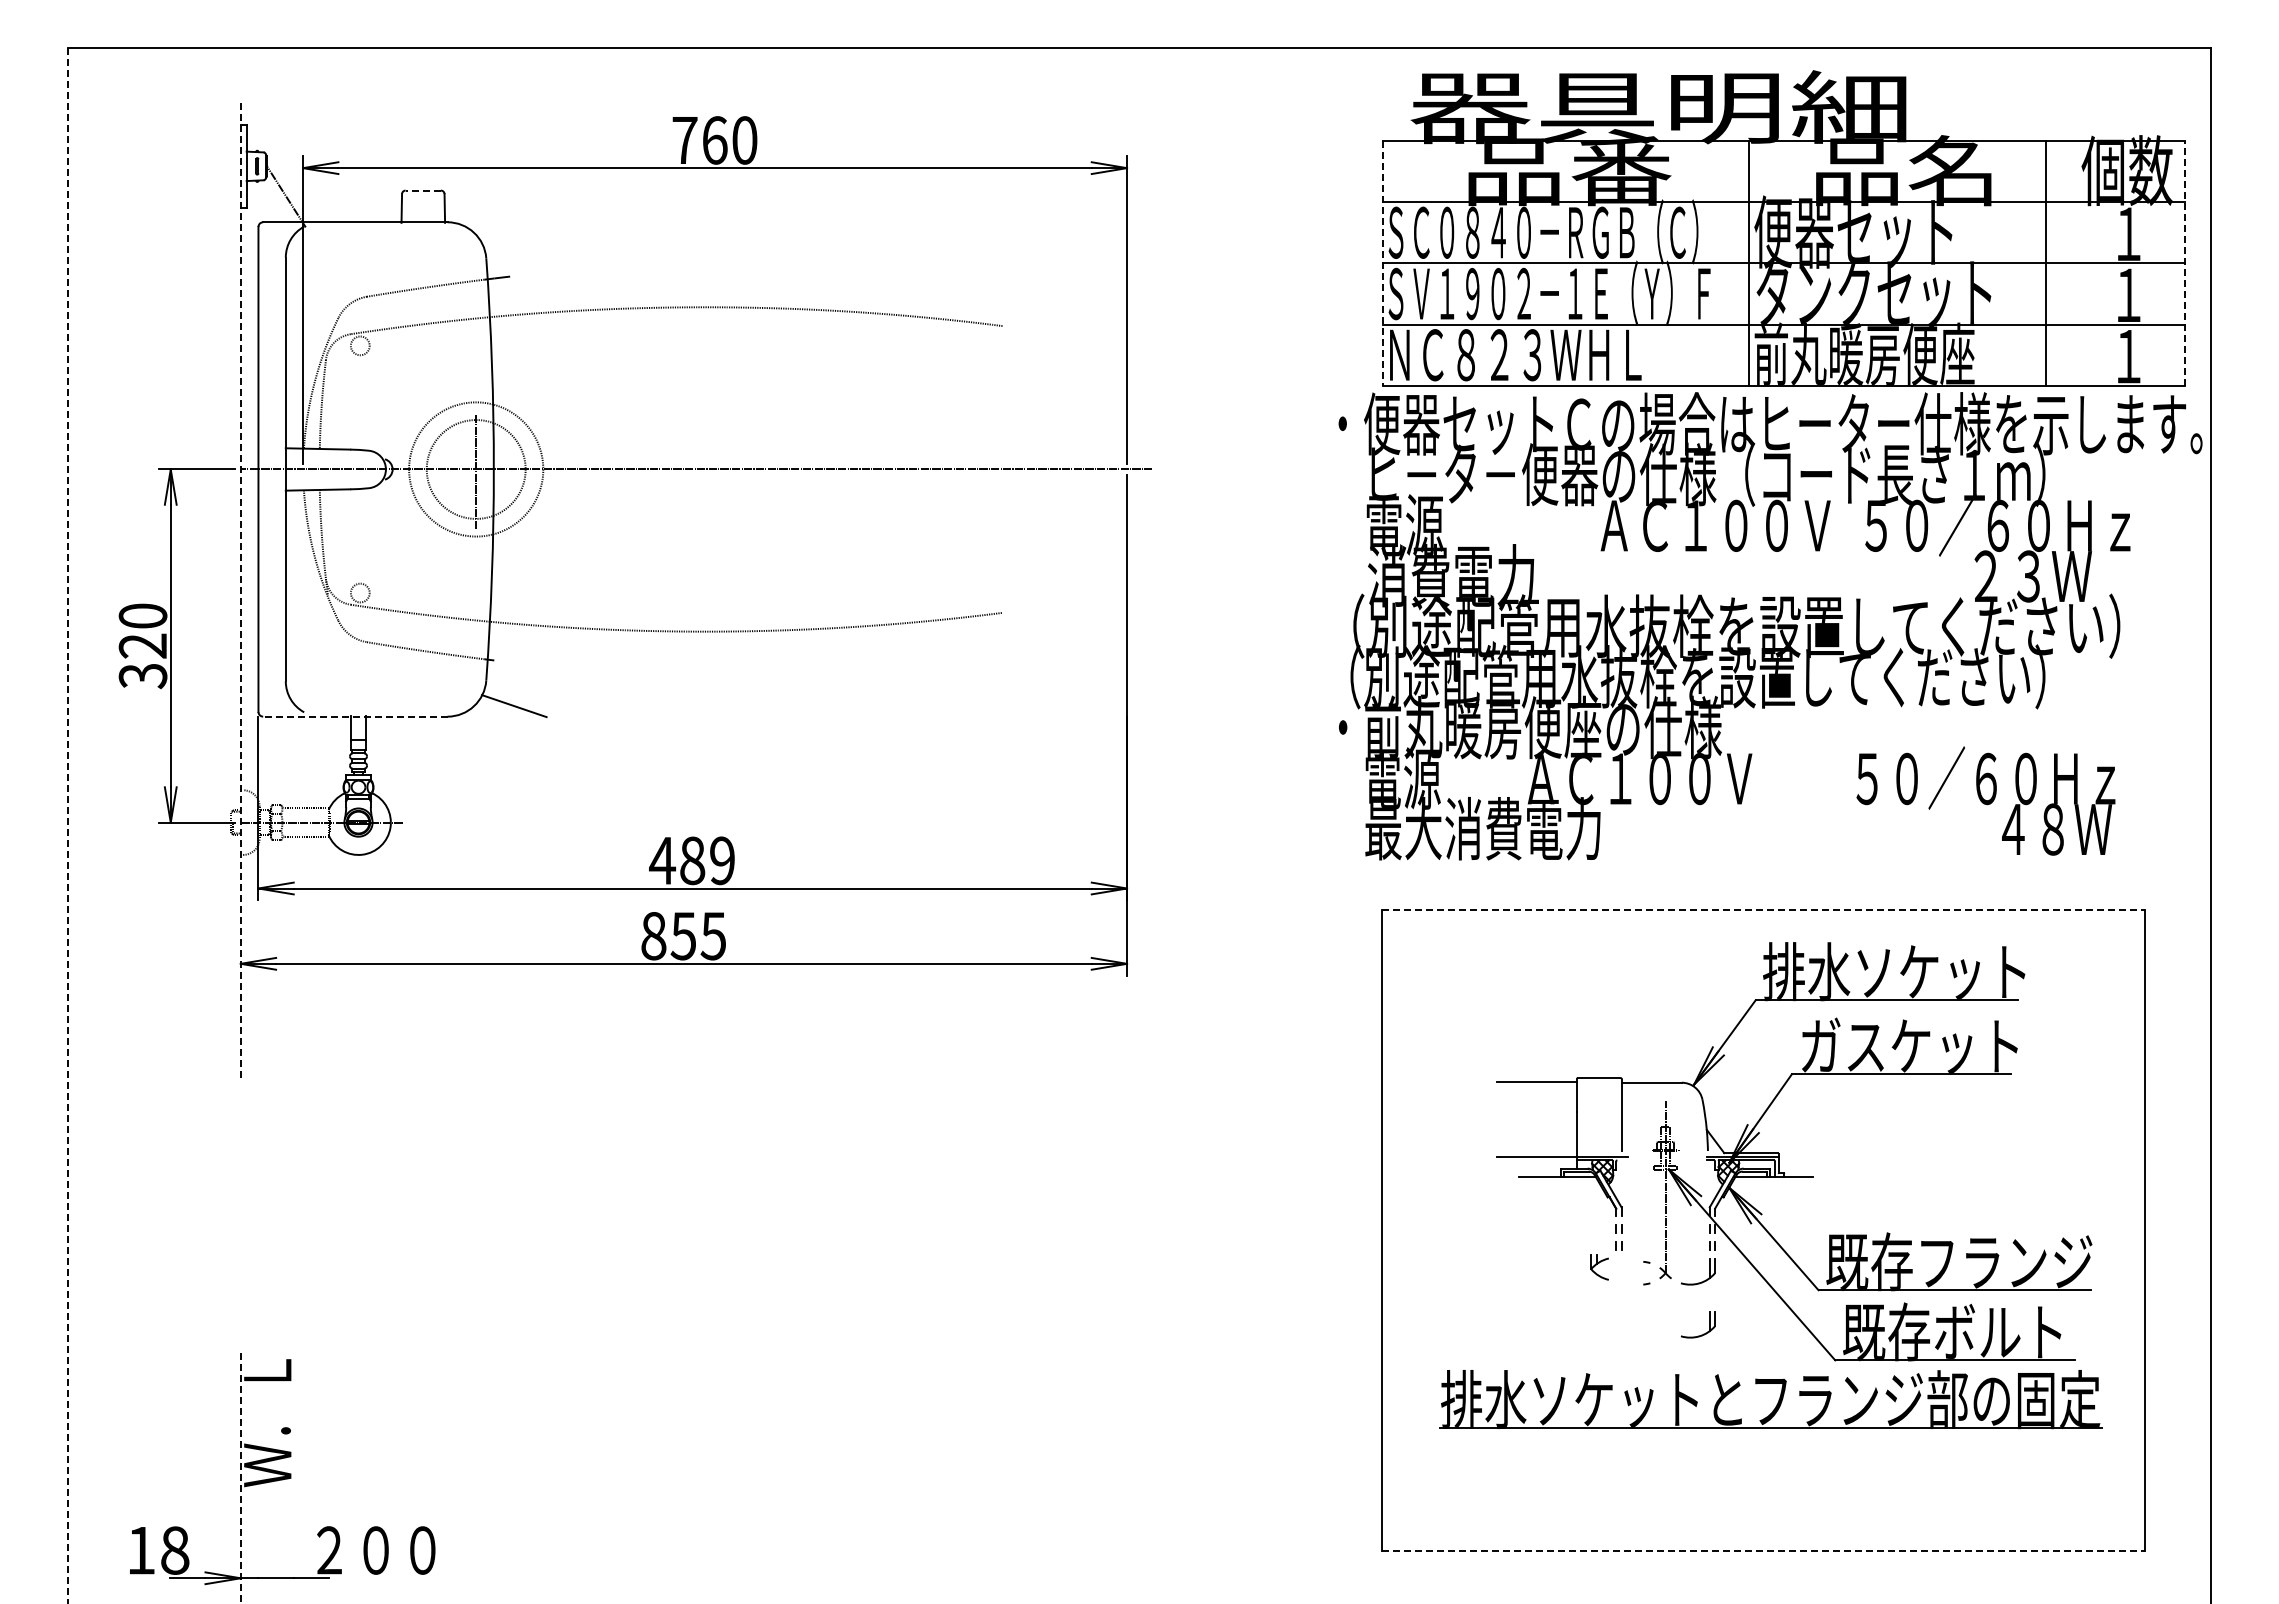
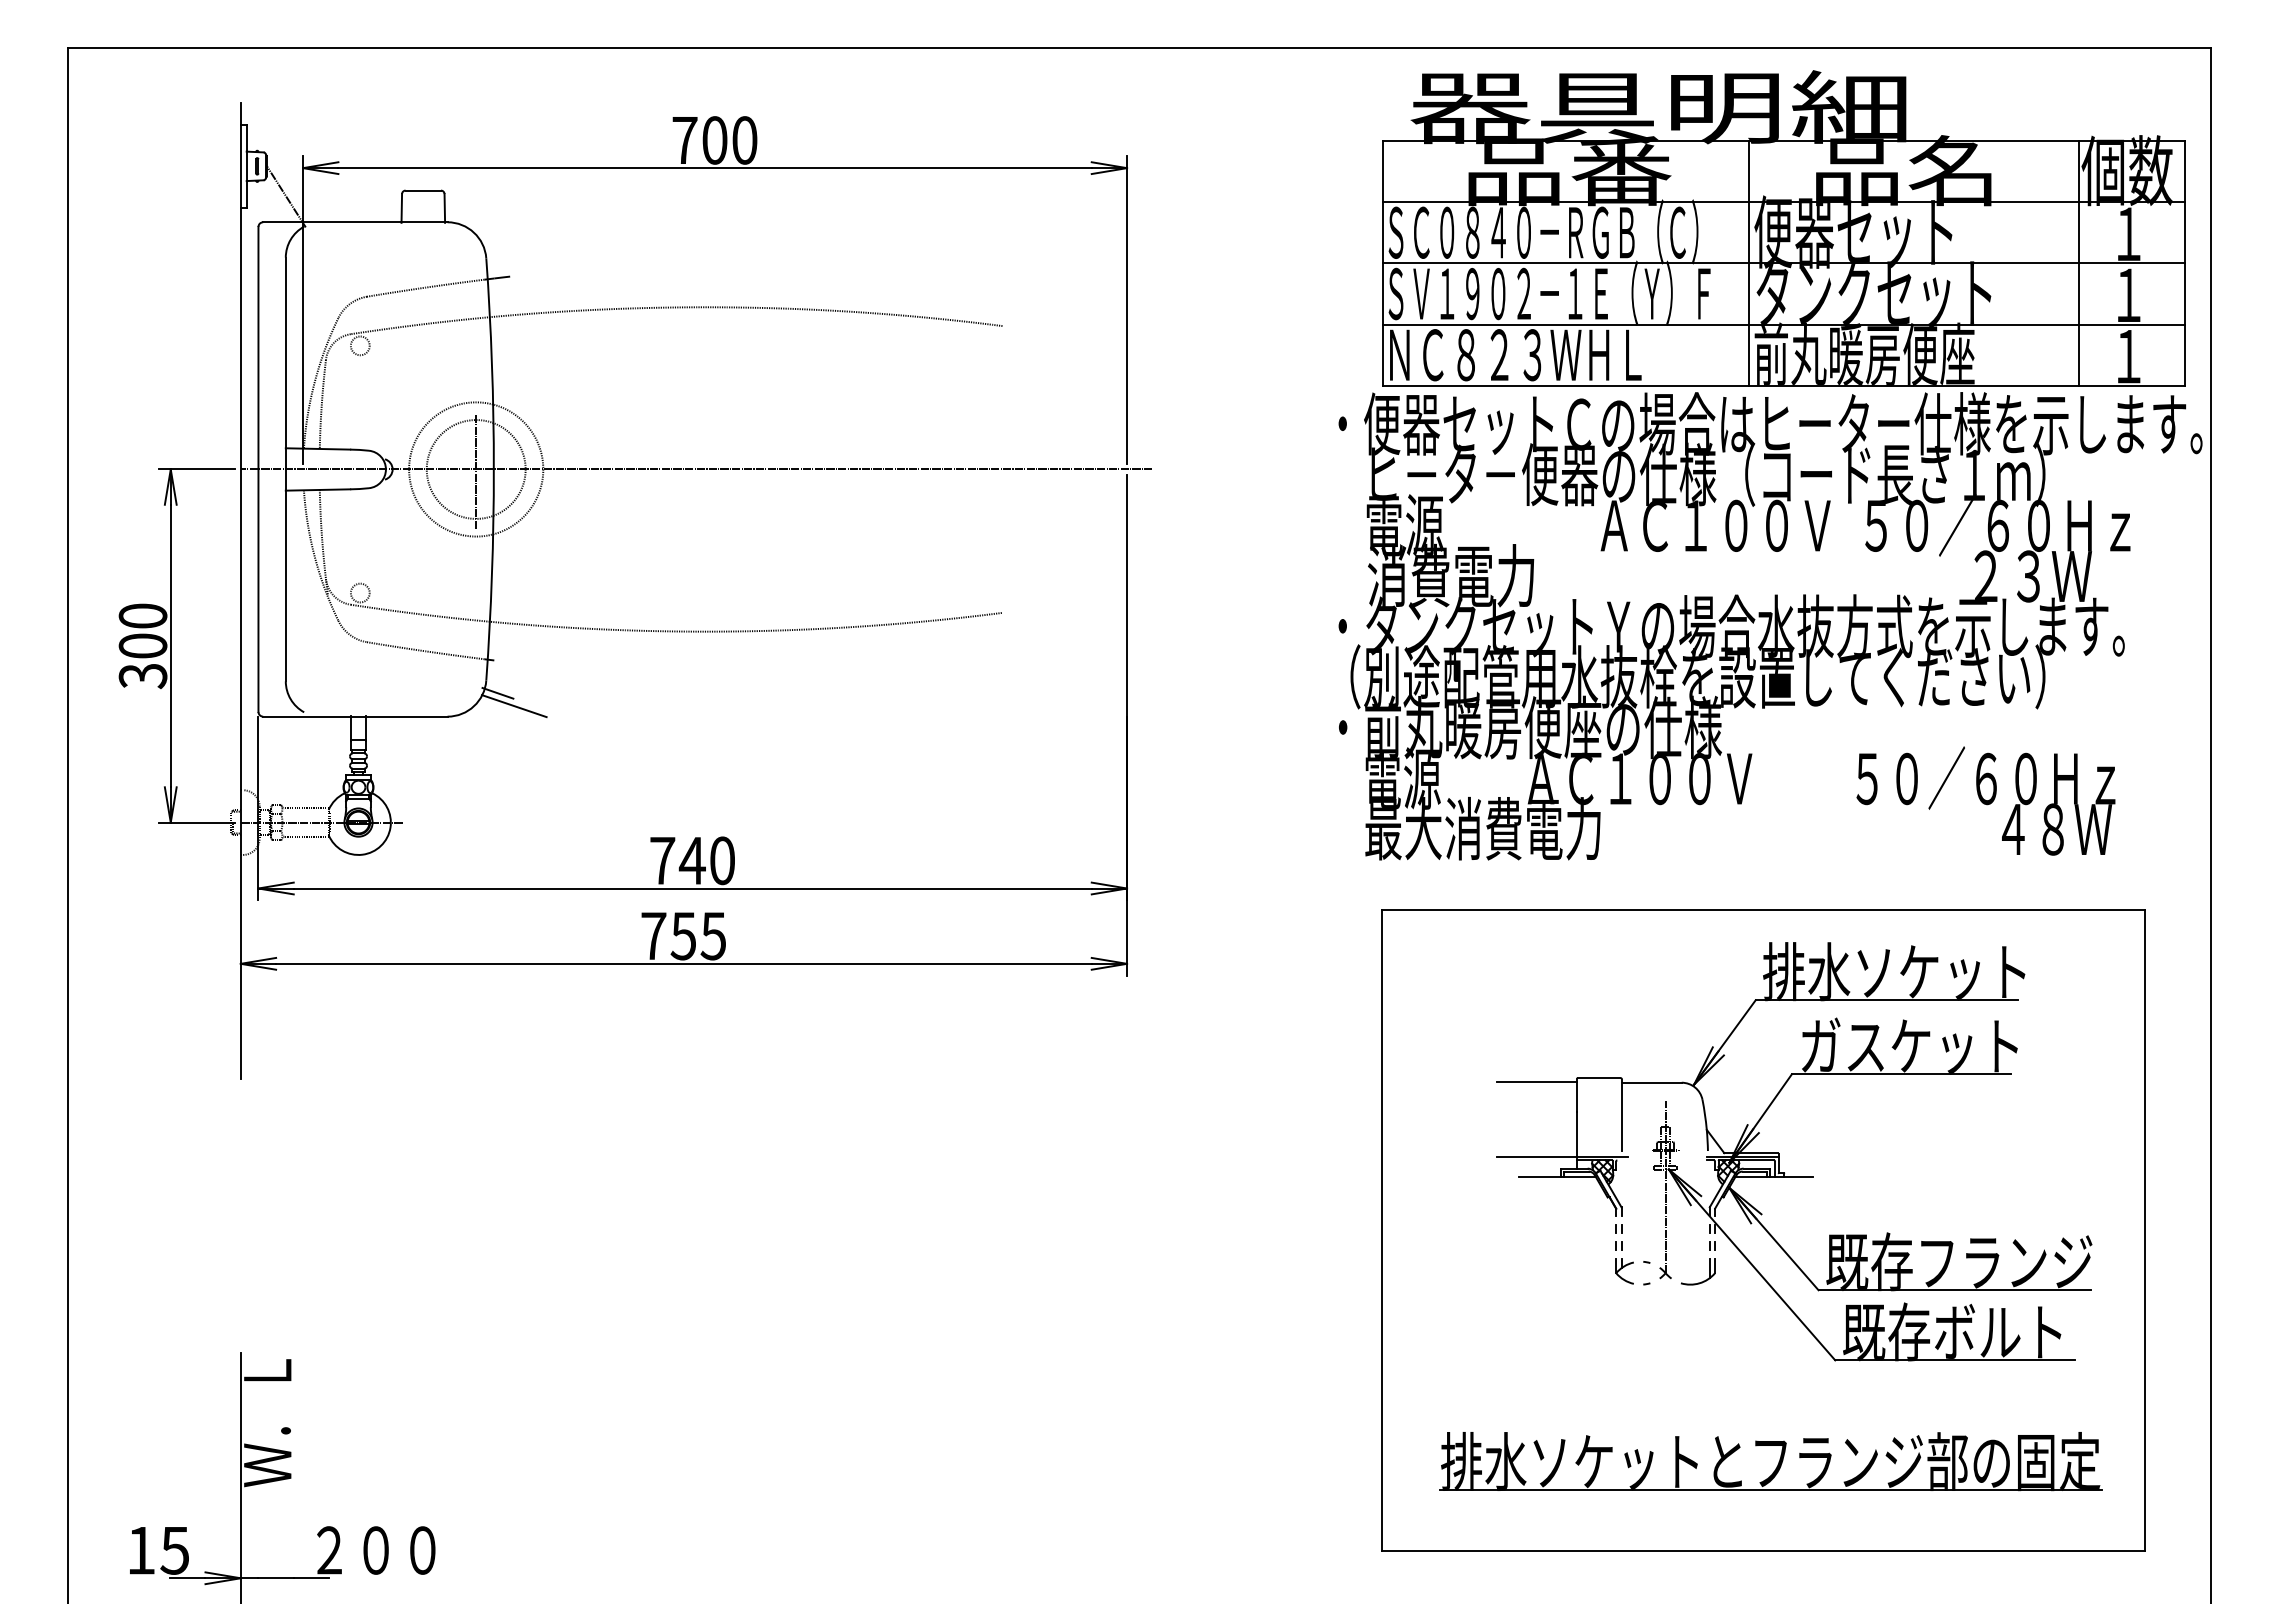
text: 760 -> 700 (714, 140)
line: dashed -> solid (423, 190)
line: dashed -> solid (2184, 262)
line: dashed -> solid (1383, 263)
line position: (2045, 263) -> (2078, 263) (2078, 263)
line: dashed -> solid (240, 591)
text: （別途配管用水抜栓を設置してください） -> ・タンクセットＹの場合水抜方式を示します。 (1731, 625)
text: 320 -> 300 (142, 645)
line: none -> present (497, 692)
line: dashed -> solid (354, 716)
line: dashed -> solid (68, 826)
text: 489 -> 740 (691, 860)
line: dashed -> solid (1763, 909)
text: 855 -> 755 (653, 936)
part position: (1599, 1267) -> (1624, 1271) (1624, 1271)
part: present -> none (1703, 1333)
part position: (1777, 1402) -> (1777, 1464) (1777, 1464)
line: dashed -> solid (240, 1478)
text: 18 -> 15 (174, 1550)
line: dashed -> solid (1763, 1551)
